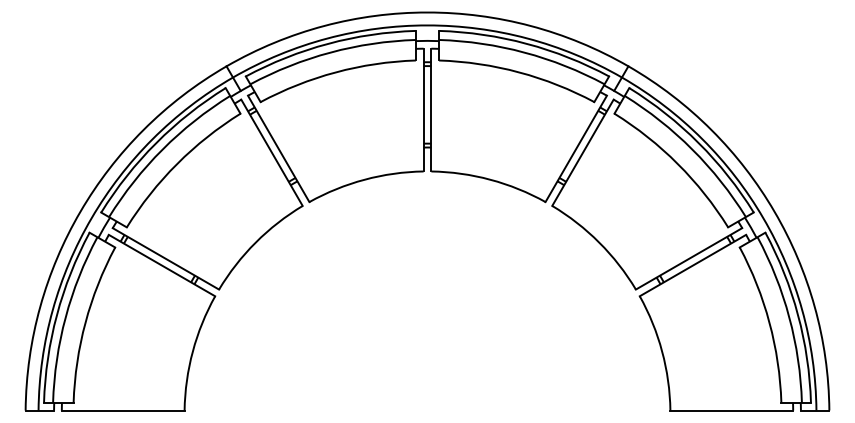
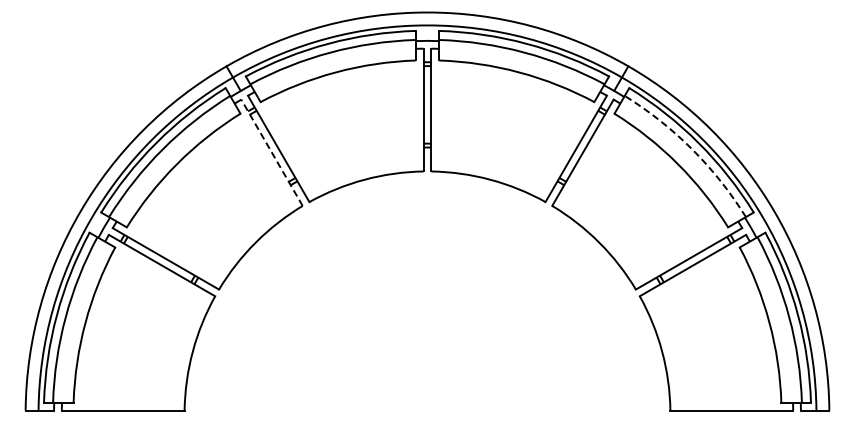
arc: solid -> dashed (692, 149)
line: solid -> dashed (271, 152)
